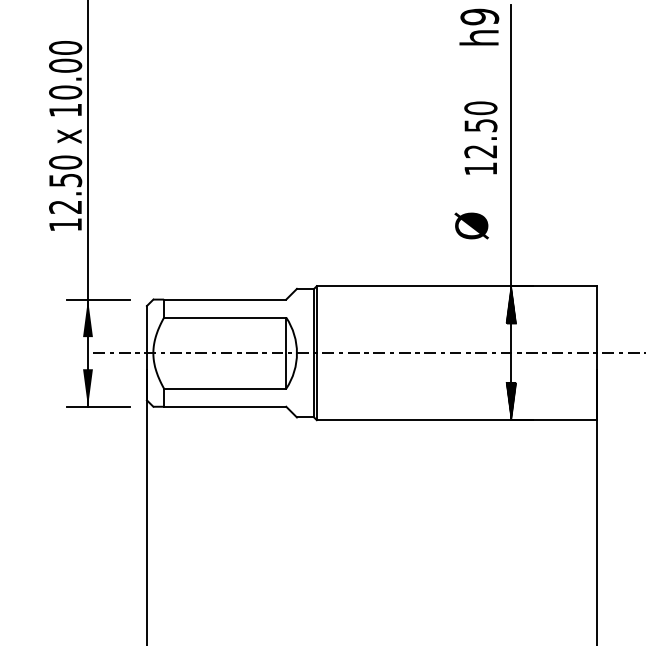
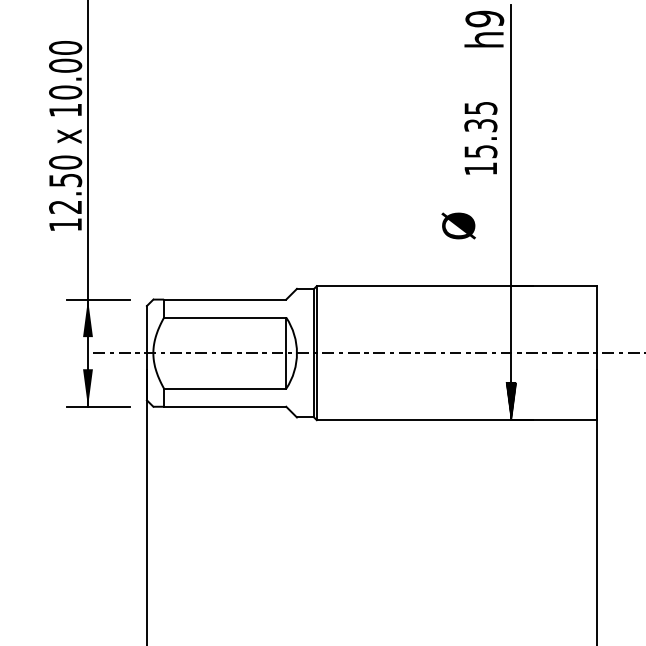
text position: (479, 26) -> (484, 28) (484, 28)
text: 12.50 -> 15.35 (480, 129)
text position: (471, 225) -> (458, 225) (458, 225)
hatch: present -> none (511, 304)
